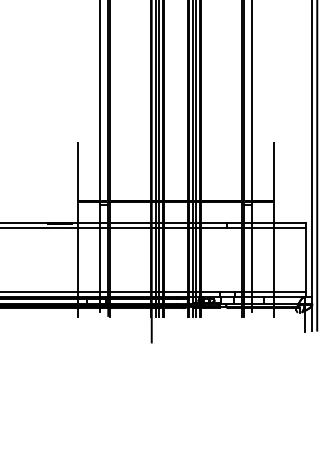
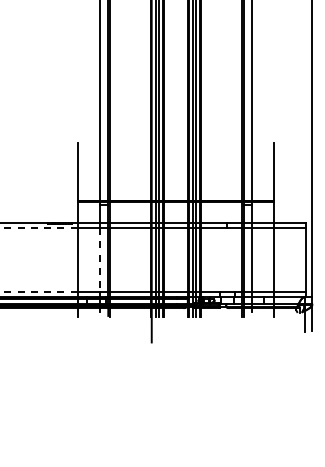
line: present -> none (317, 166)
line: solid -> dashed (38, 228)
line: solid -> dashed (99, 260)
line: solid -> dashed (38, 292)
